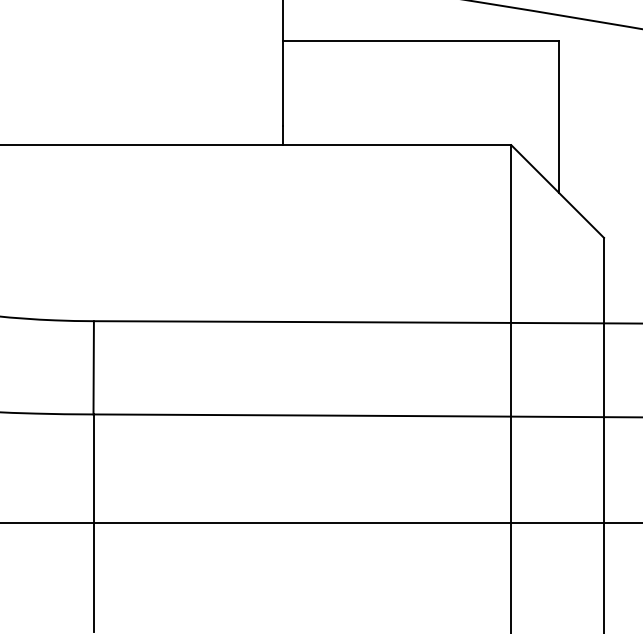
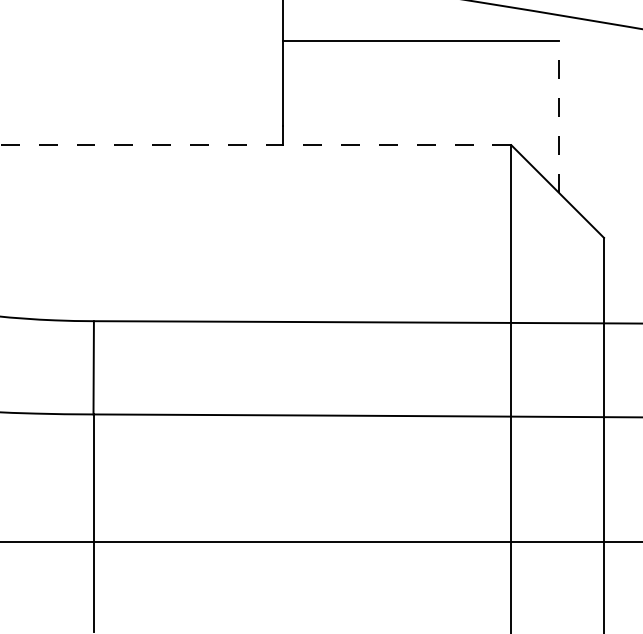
line: solid -> dashed (558, 116)
line: solid -> dashed (255, 145)
line position: (320, 523) -> (320, 542) (320, 542)
